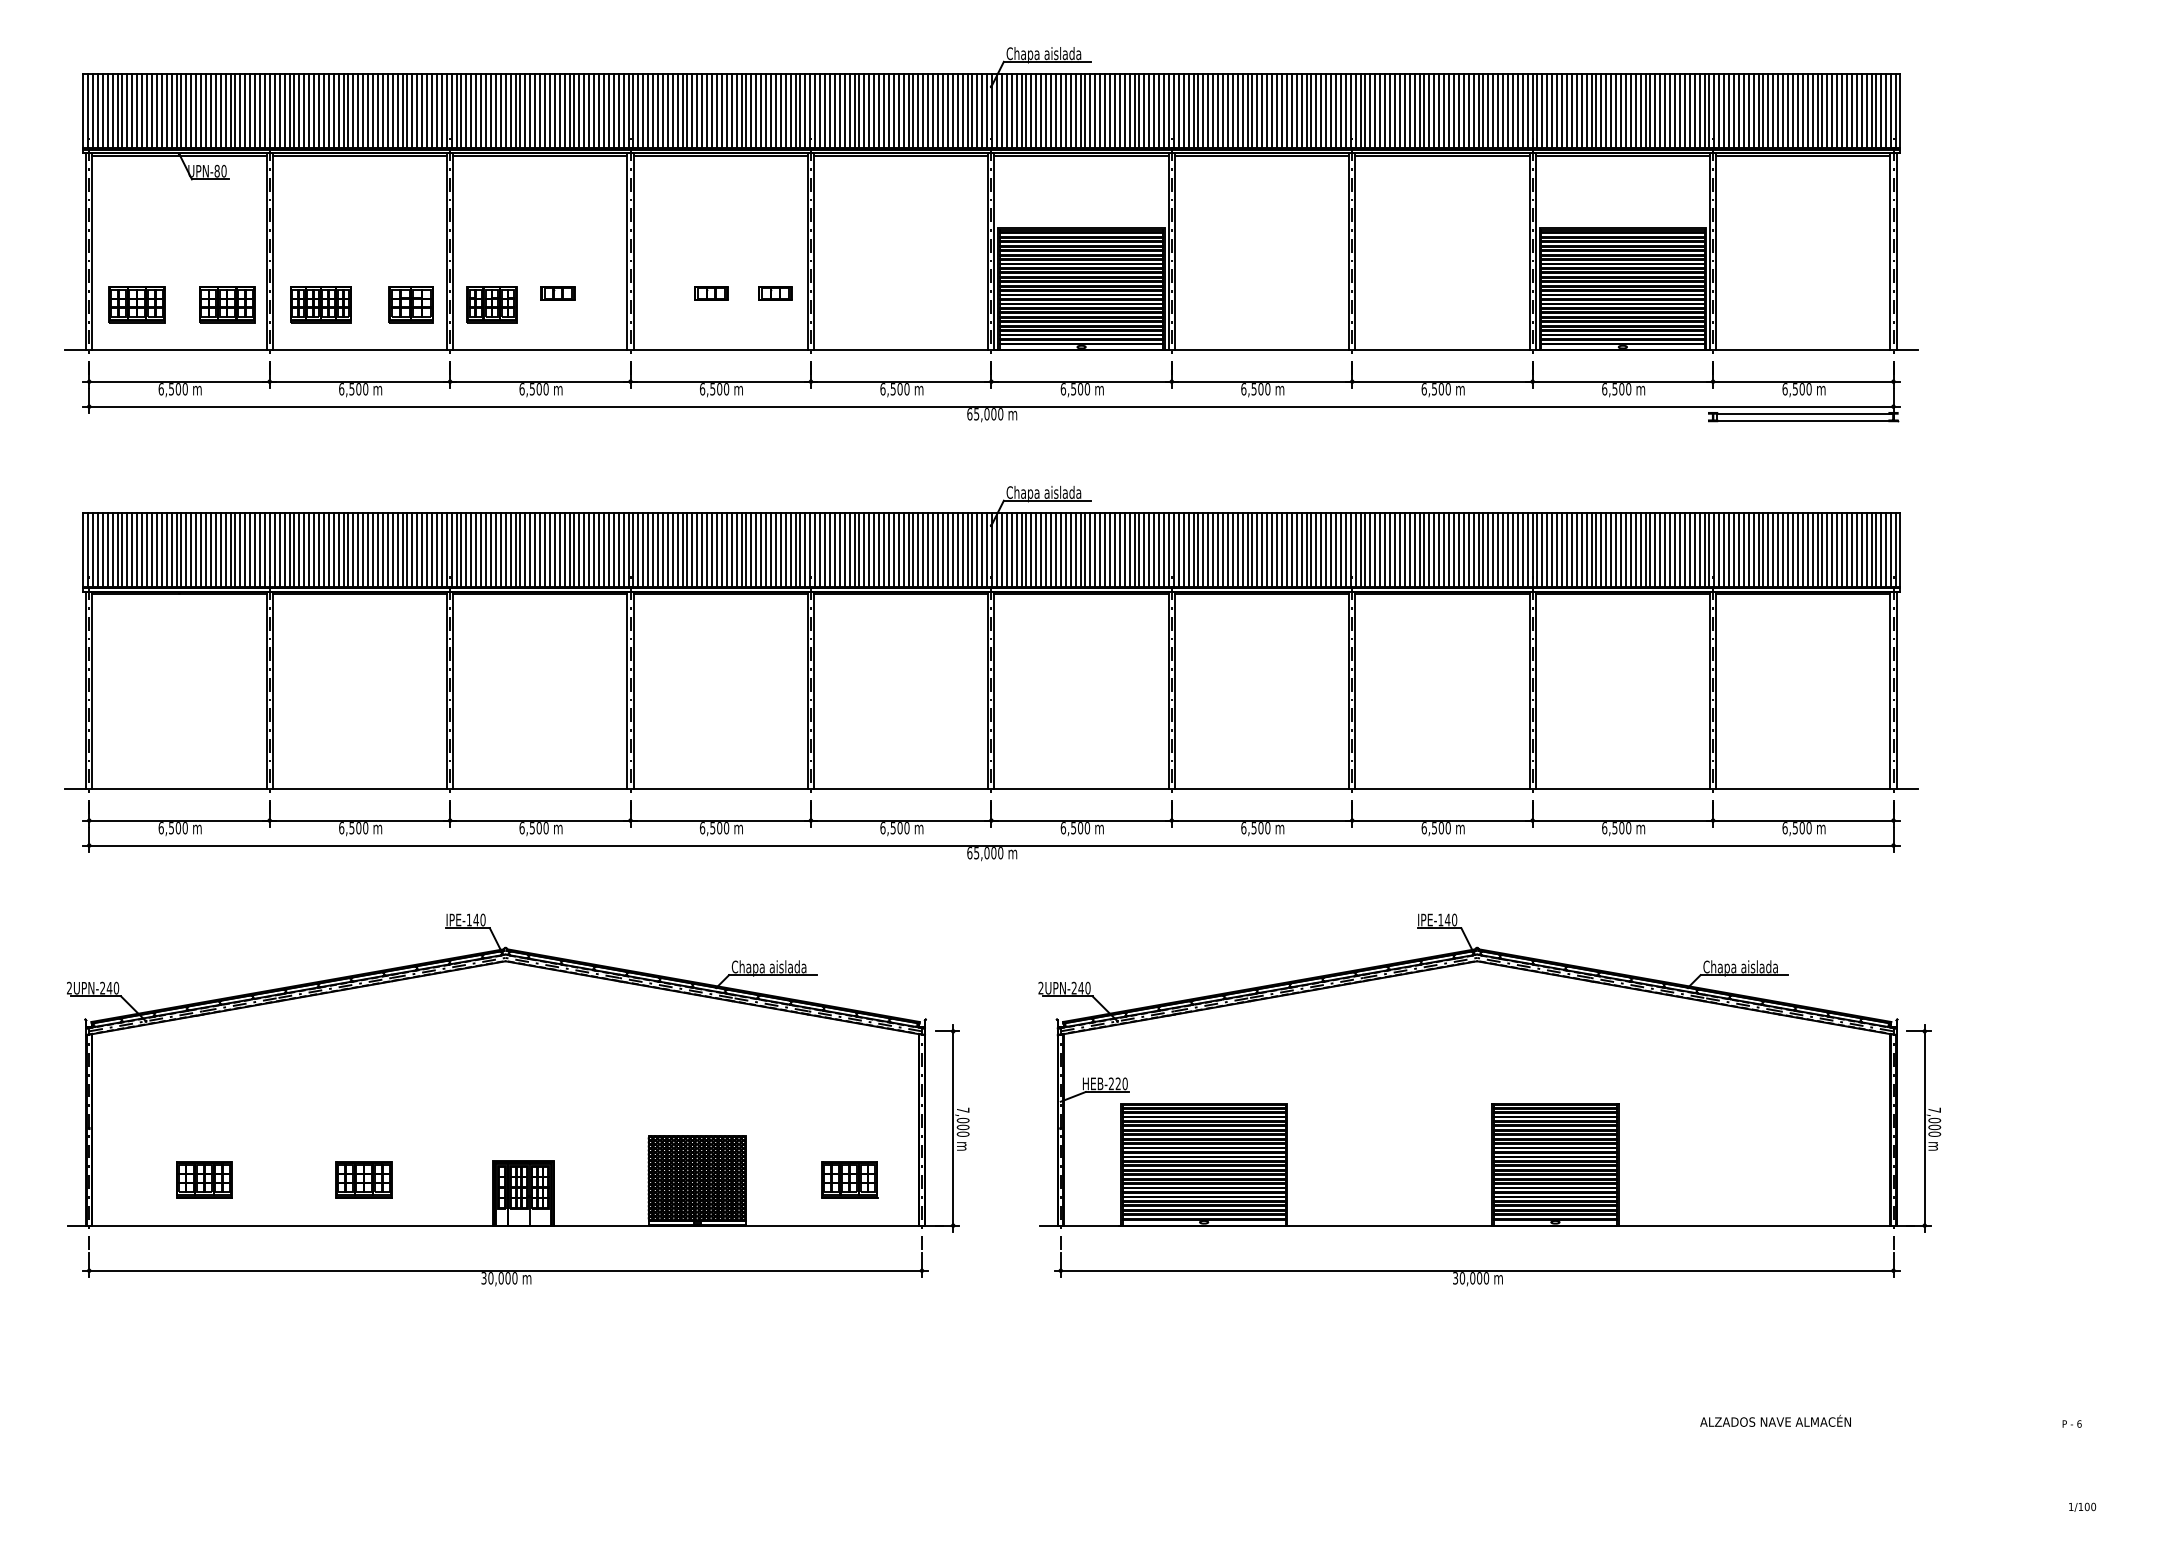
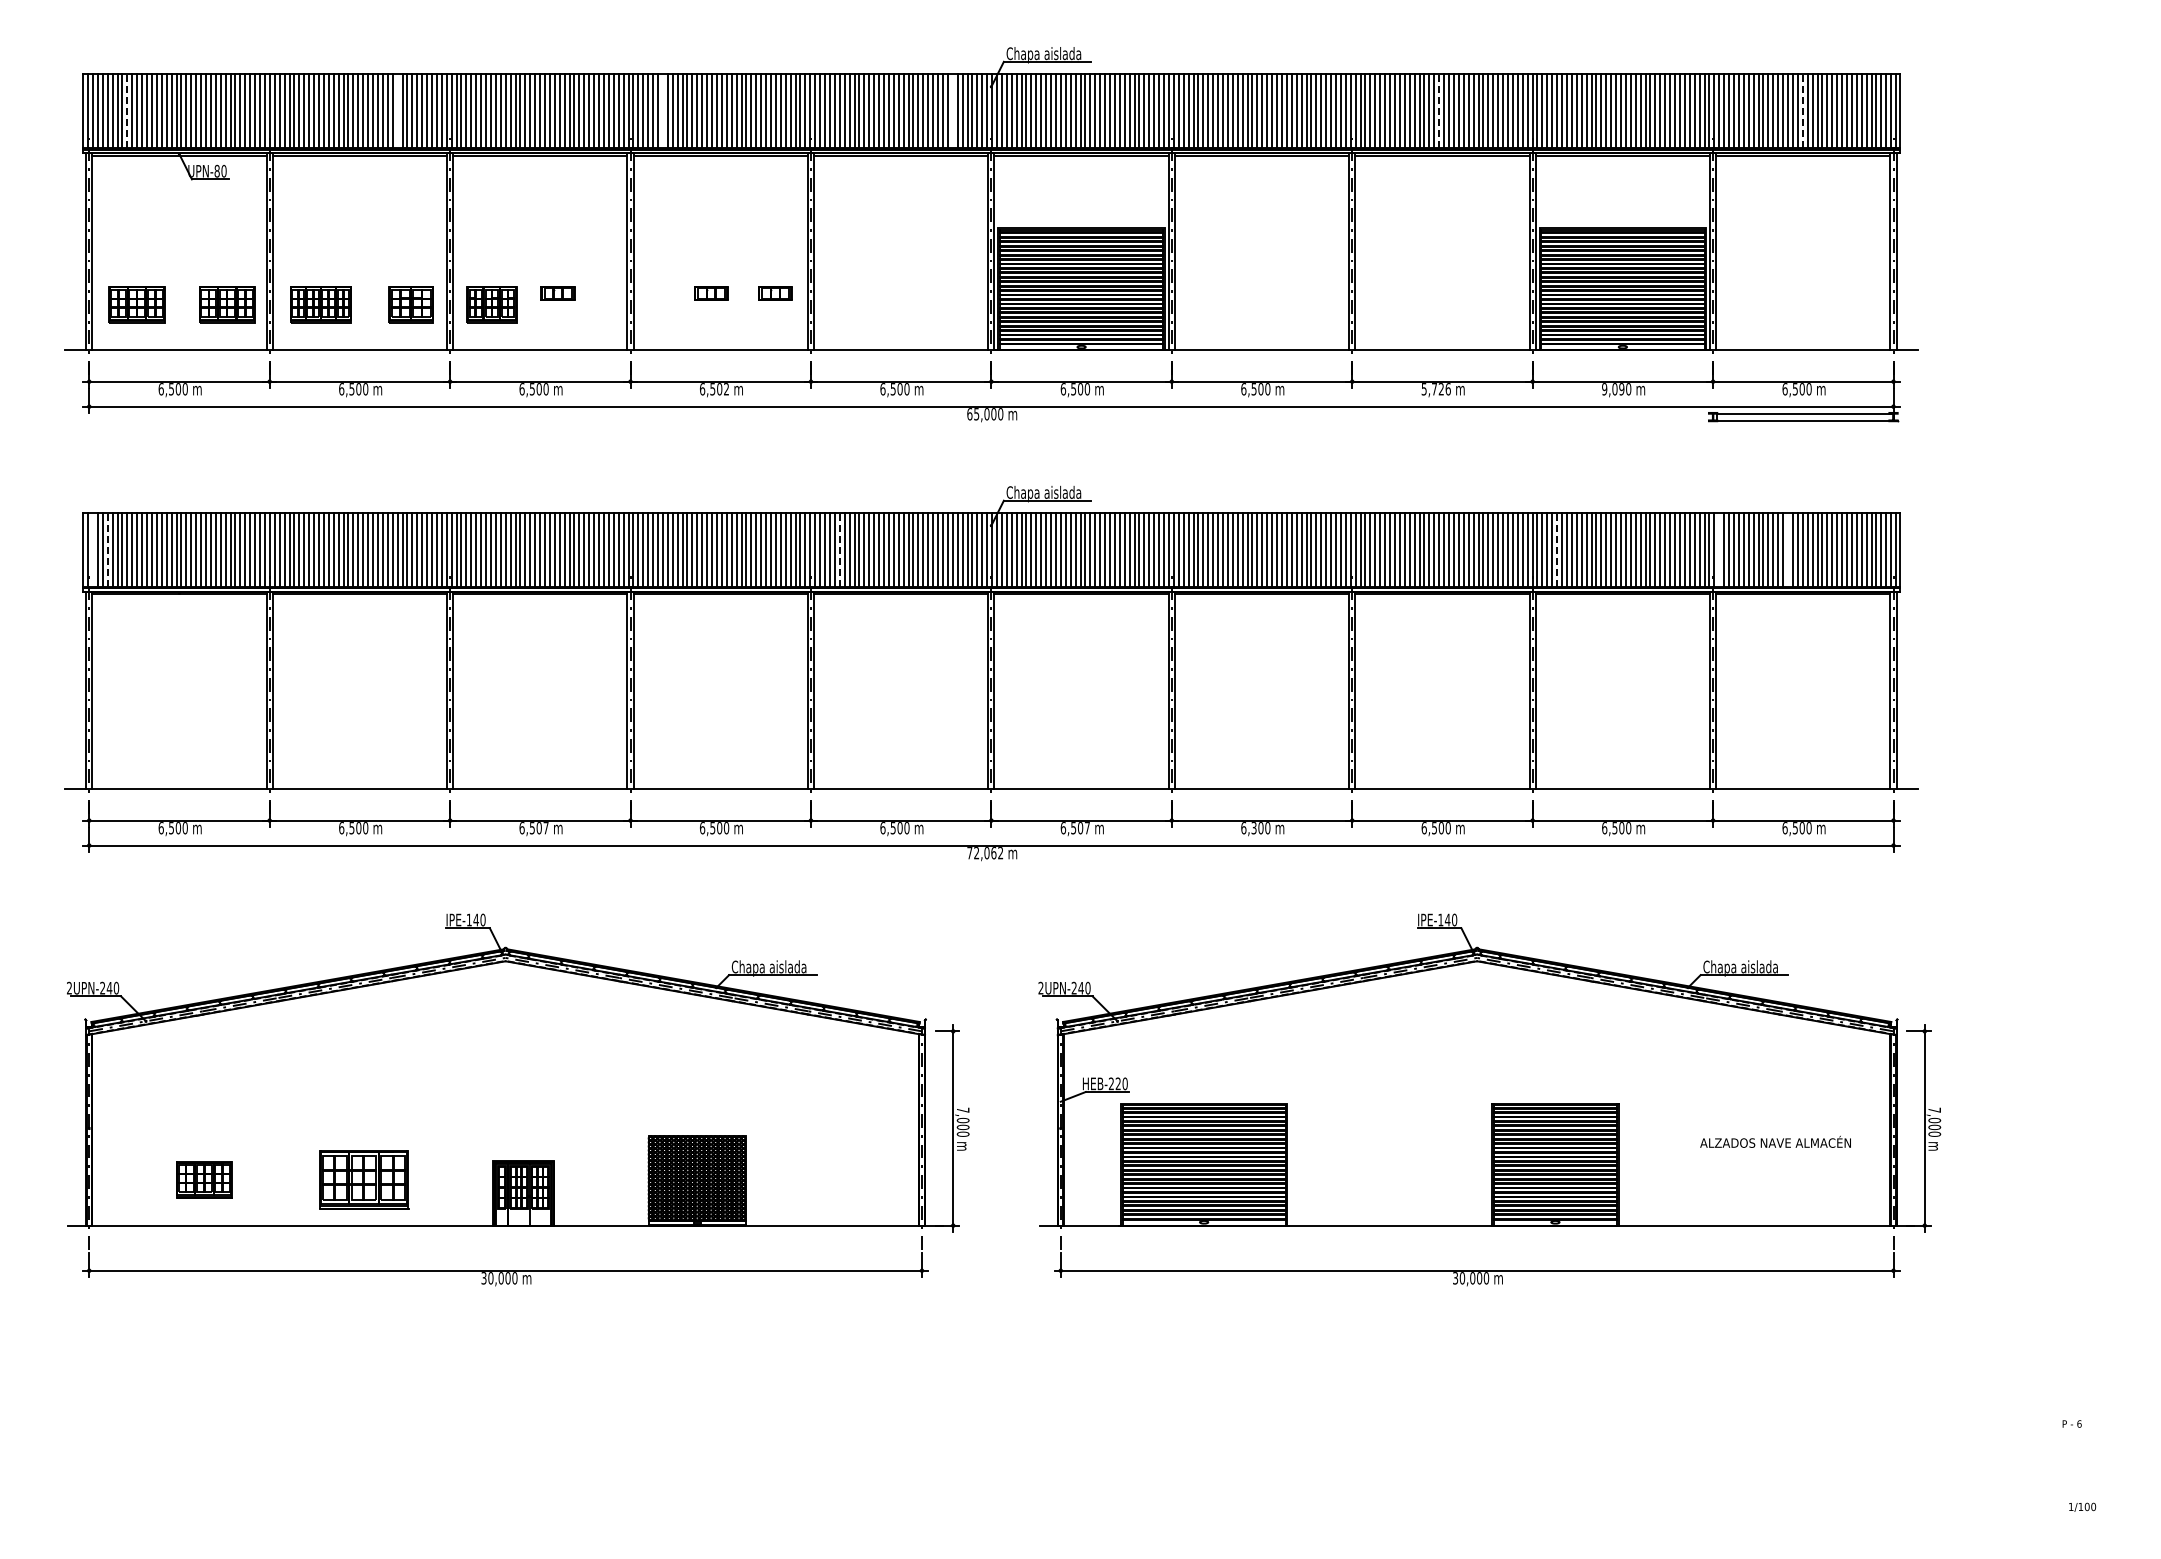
line: solid -> dashed (127, 111)
line: present -> none (397, 111)
line: present -> none (662, 111)
line: present -> none (952, 111)
line: solid -> dashed (1439, 111)
line: solid -> dashed (1802, 111)
text: 6,500 -> 6,502 (726, 389)
text: 6,500 -> 5,726 (1435, 389)
text: 6,500 -> 9,090 (1613, 389)
line: present -> none (92, 549)
line: present -> none (1719, 549)
line: present -> none (1788, 549)
line: solid -> dashed (107, 550)
line: solid -> dashed (839, 550)
line: solid -> dashed (1557, 550)
text: 6,500 -> 6,300 (1253, 827)
text: 6,500 -> 6,507 (545, 828)
text: 6,500 -> 6,507 (1087, 828)
text: 65,000 -> 72,062 (985, 853)
part size: 58x38 px -> 91x60 px (364, 1179)
part: present -> none (849, 1179)
text position: (1775, 1420) -> (1775, 1141) (1775, 1141)
